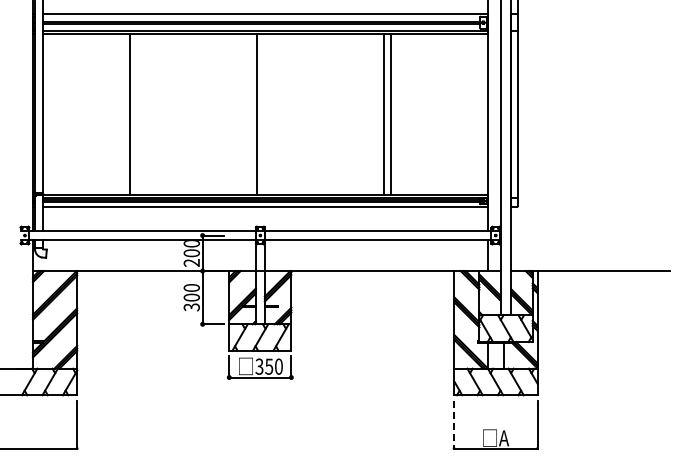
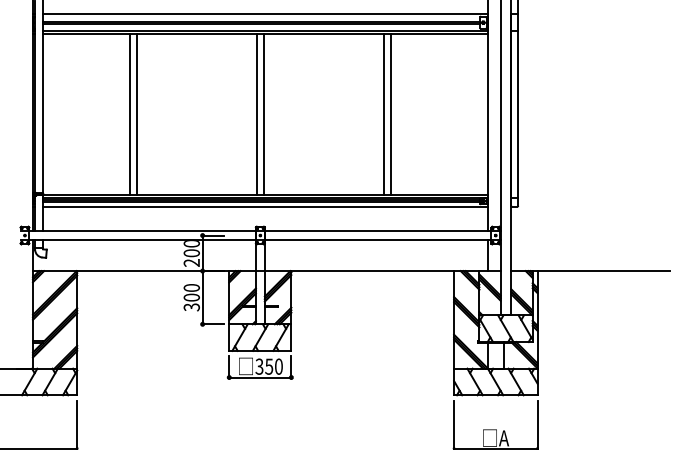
line: none -> present (136, 114)
line: none -> present (263, 114)
line: dashed -> solid (454, 424)
